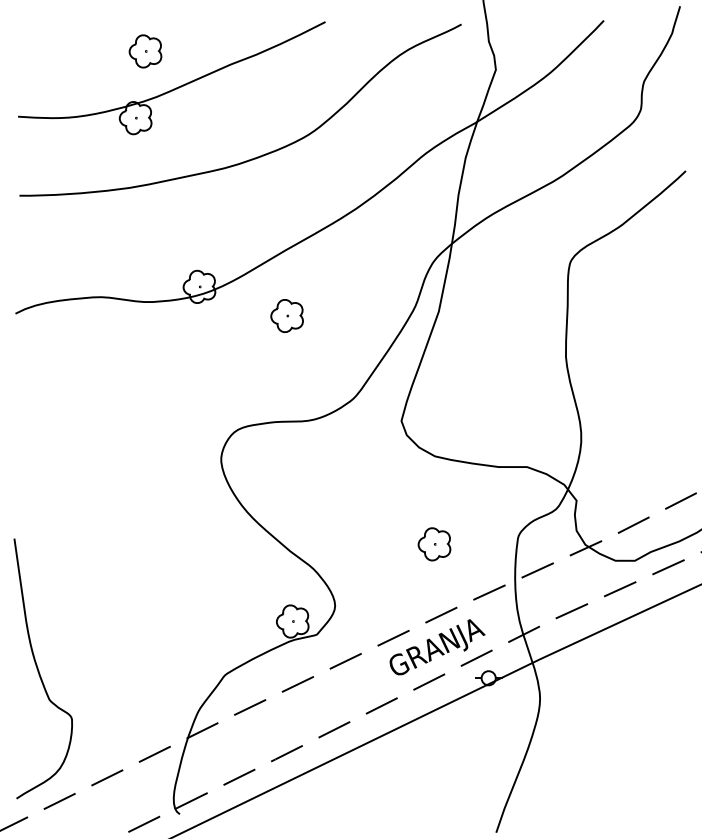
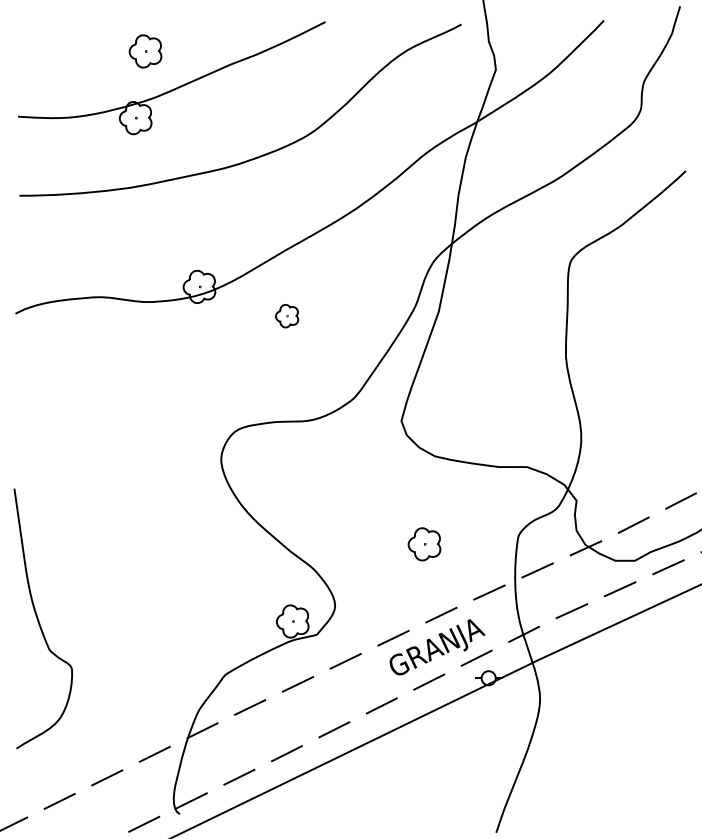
part size: 34x35 px -> 25x25 px (287, 316)
part position: (434, 544) -> (424, 544) (424, 544)
curve position: (39, 670) -> (39, 620) (39, 620)
